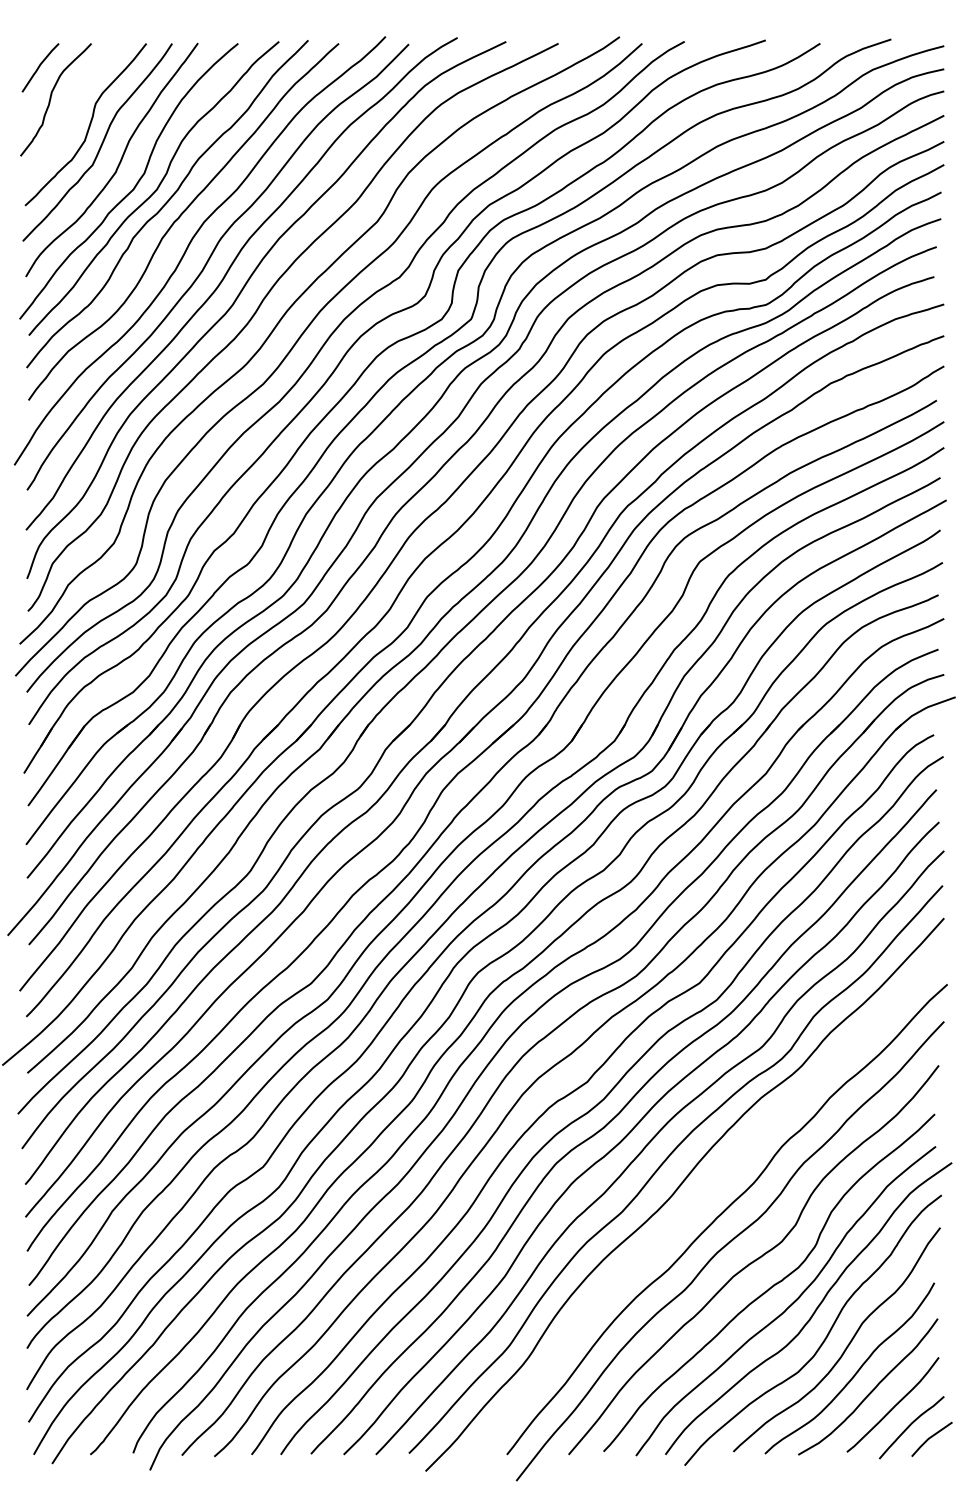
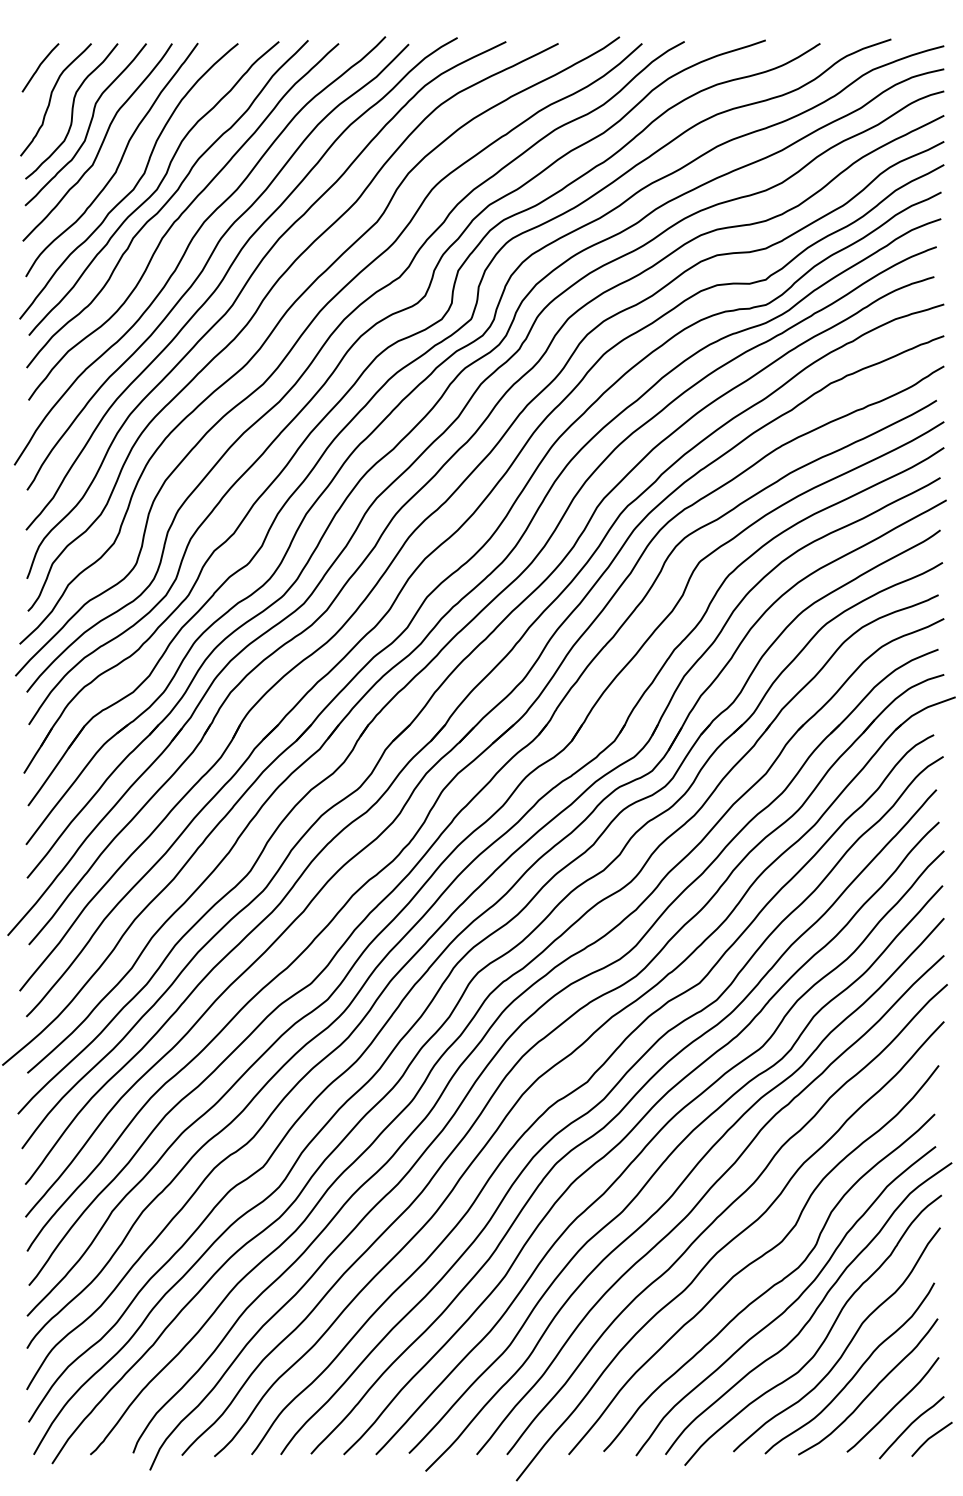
curve: none -> present (71, 111)
curve: none -> present (703, 1198)
